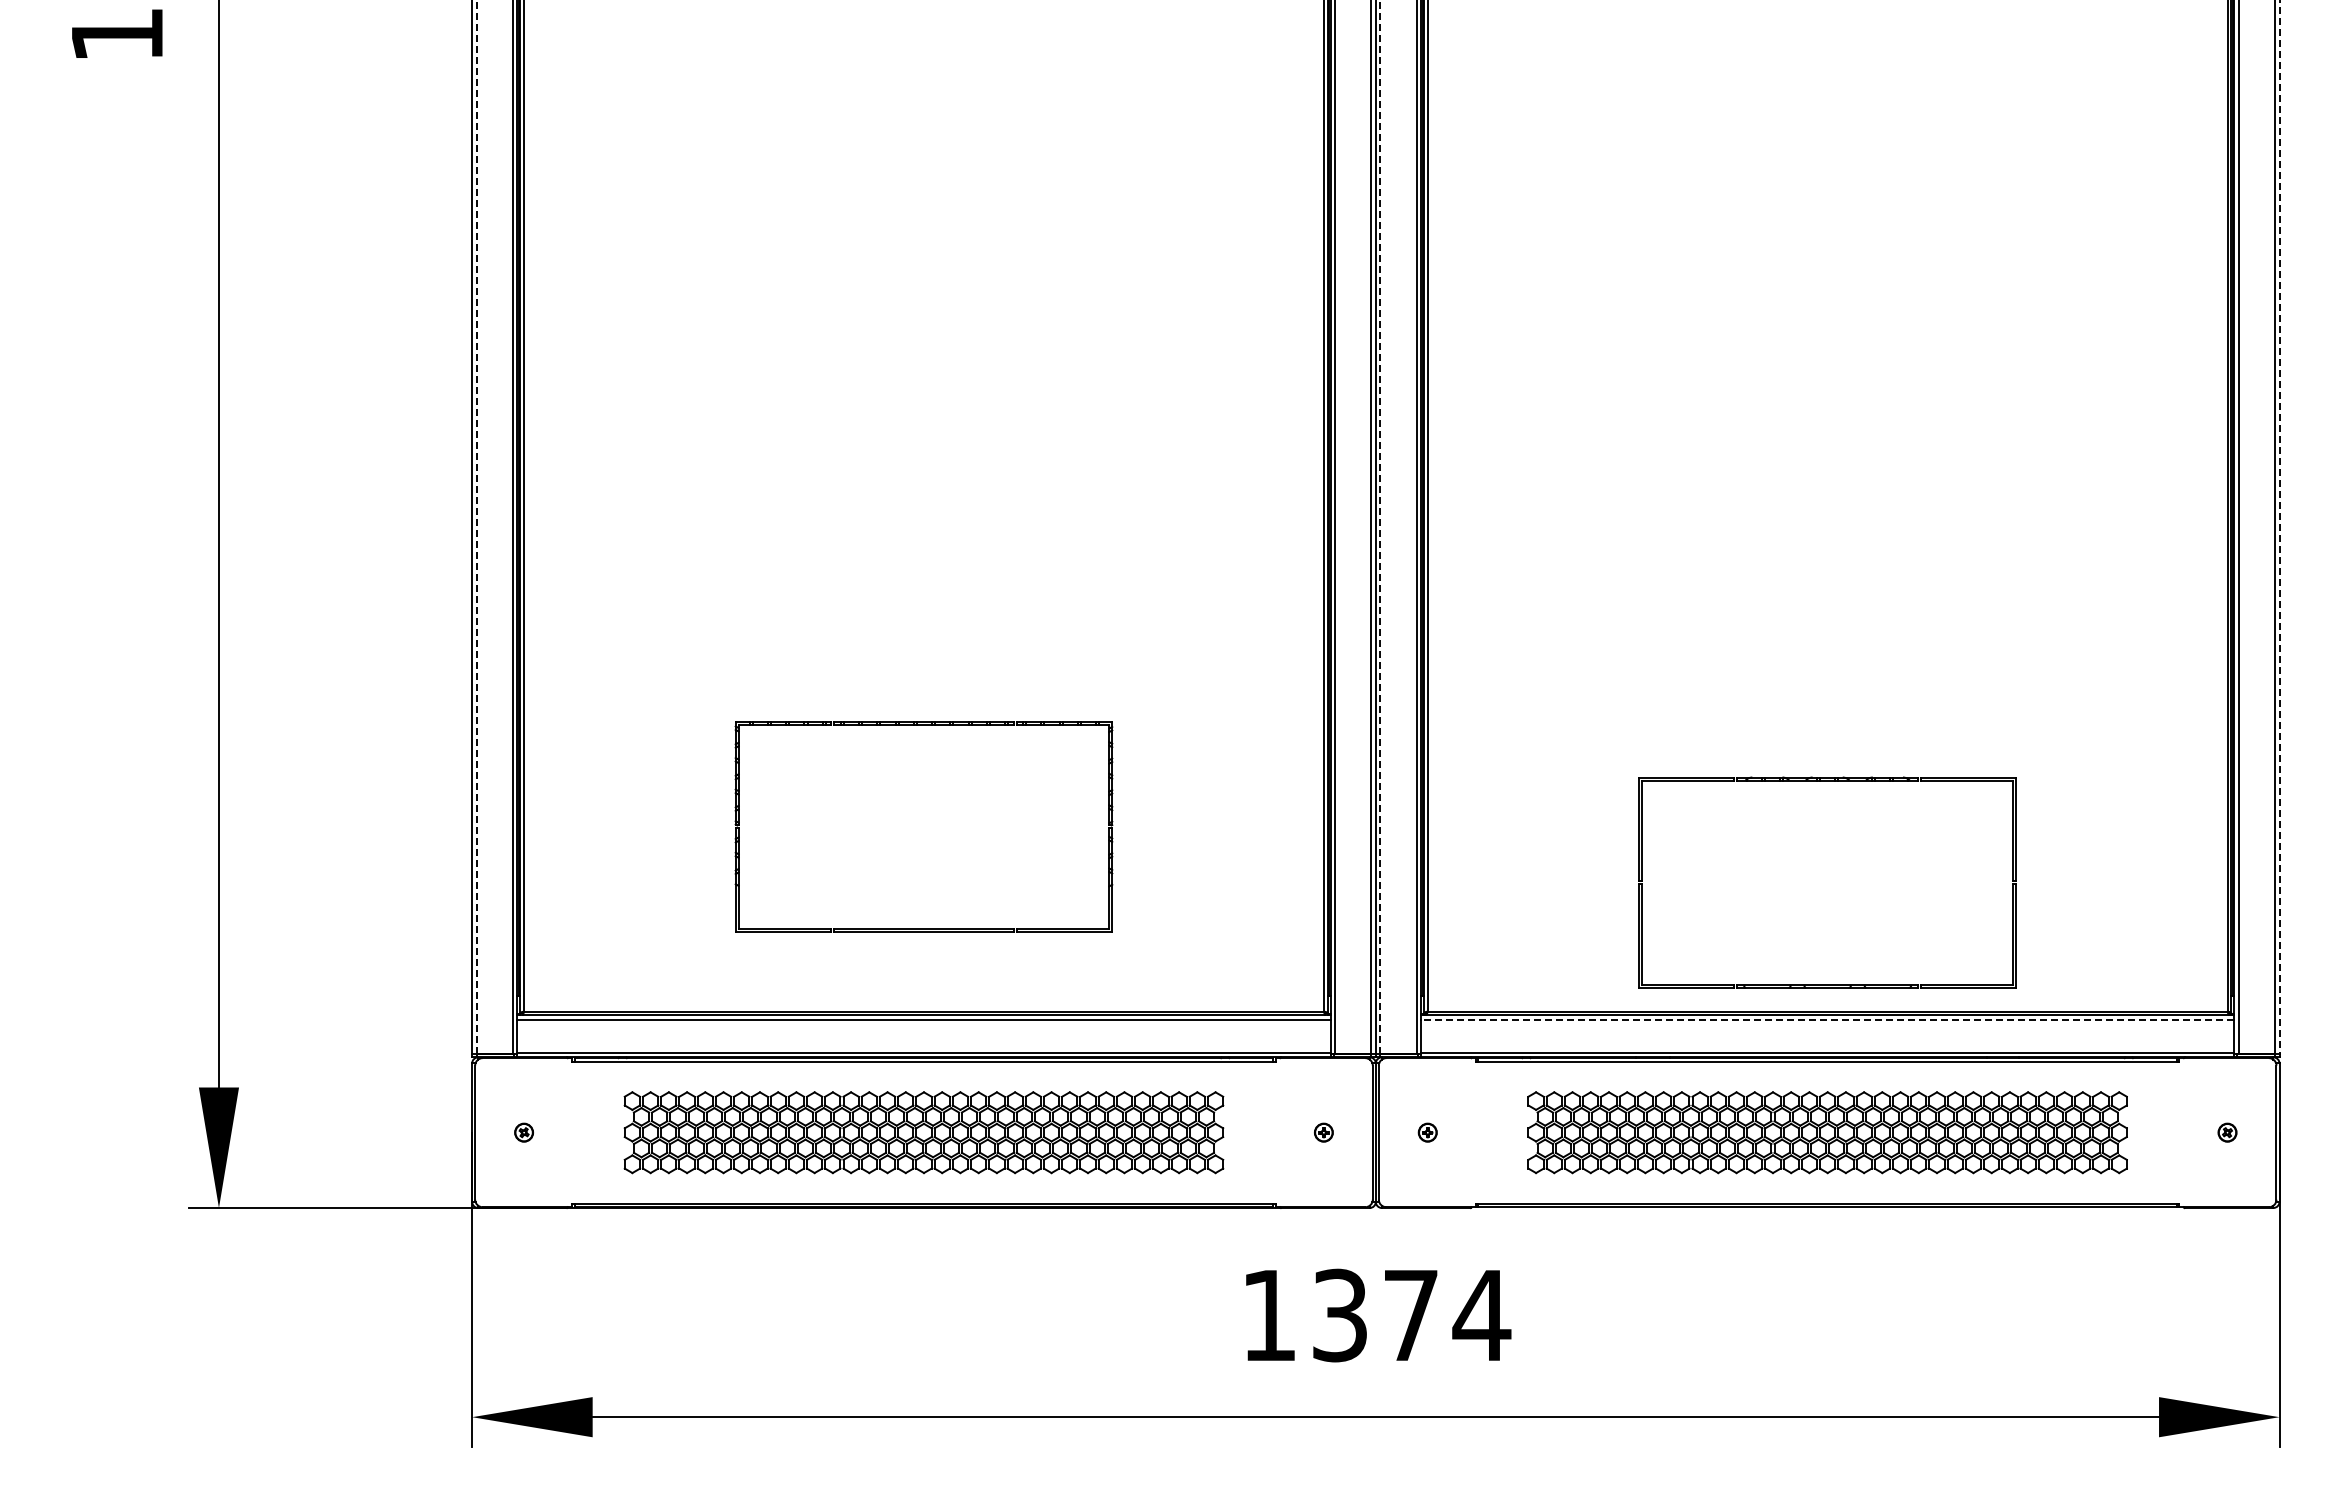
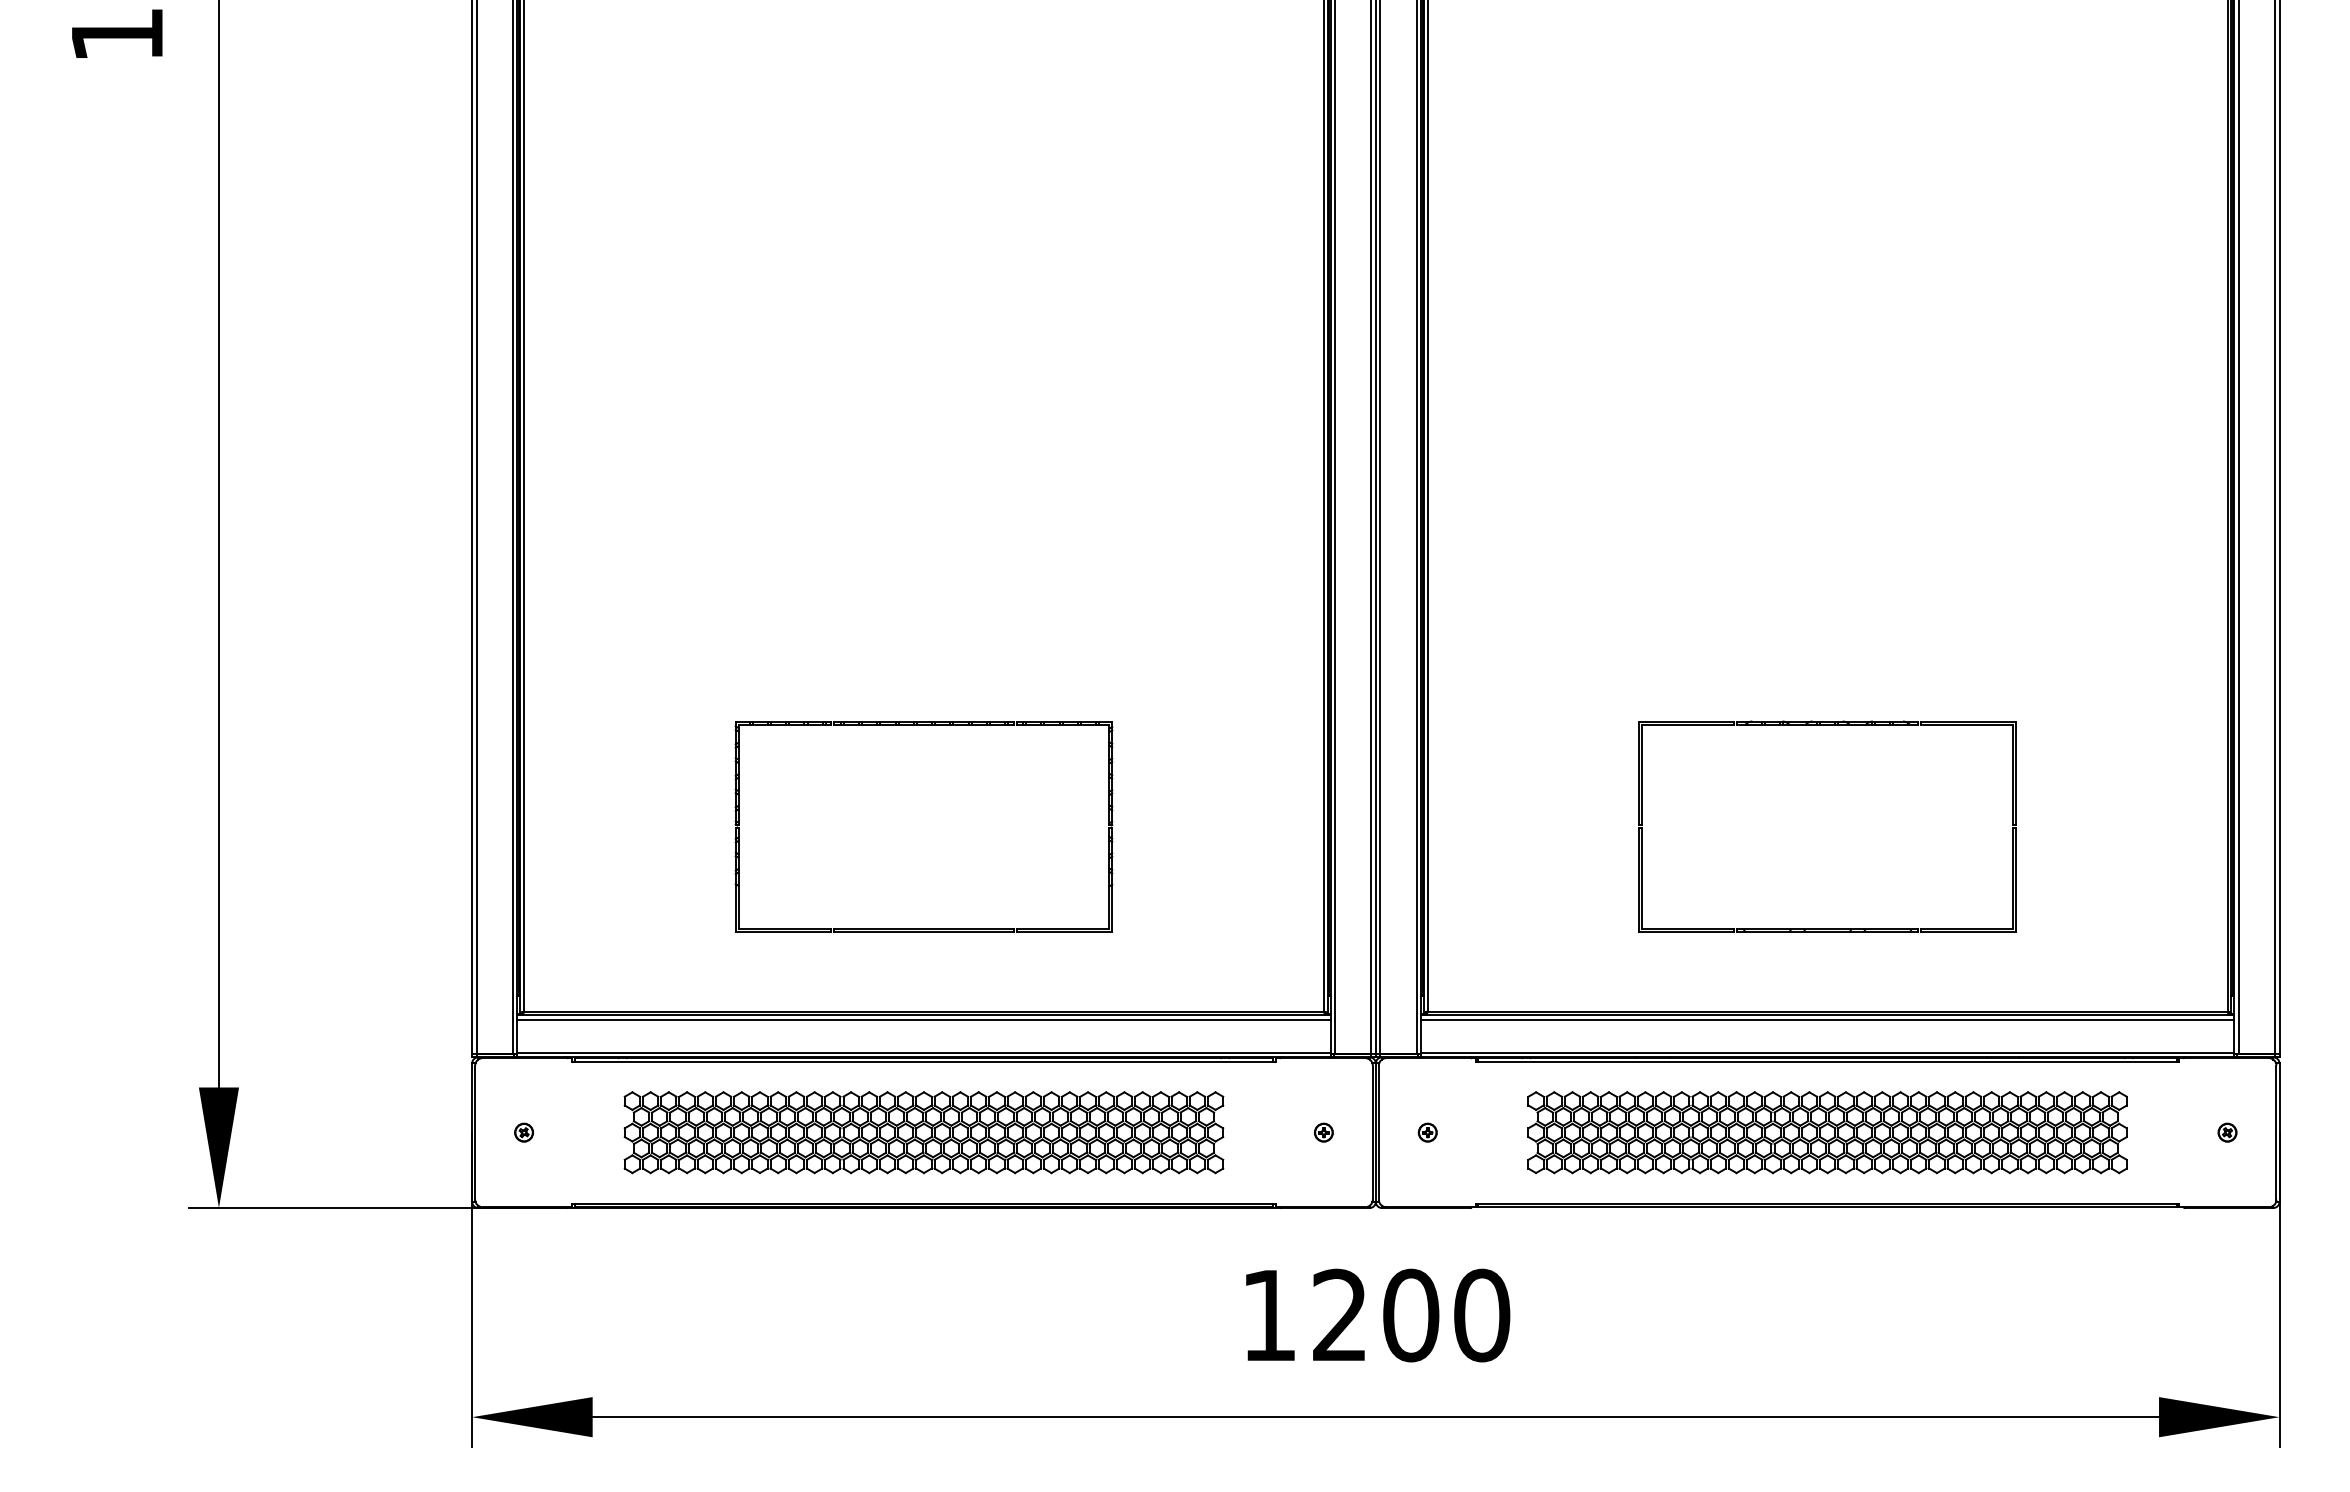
line: dashed -> solid (476, 527)
line: dashed -> solid (1380, 527)
line: dashed -> solid (2279, 527)
part position: (1827, 781) -> (1827, 725) (1827, 725)
line: dashed -> solid (1827, 1019)
text: 1374 -> 1200 (1412, 1315)
